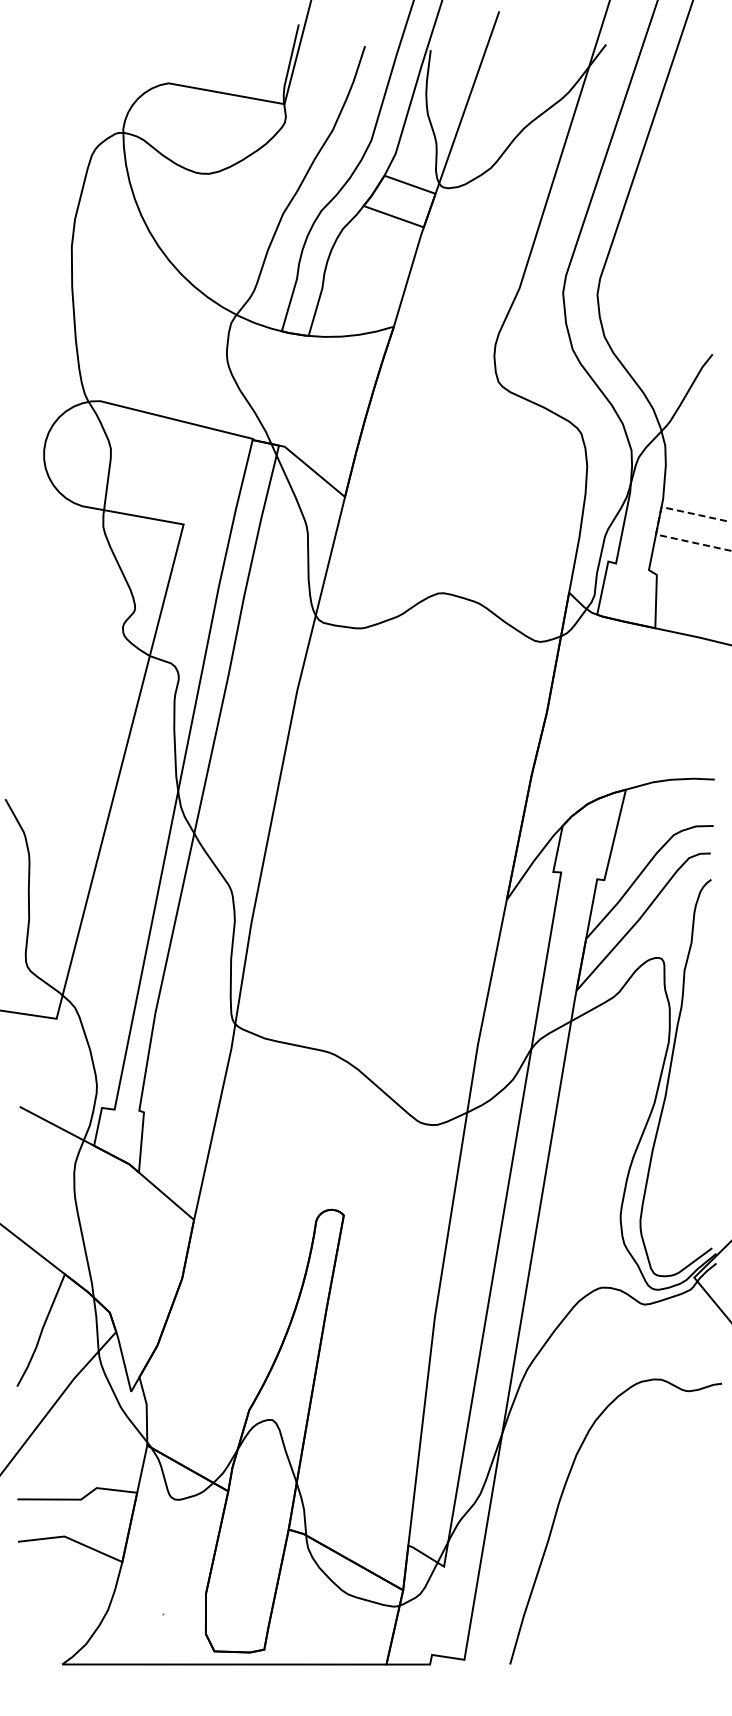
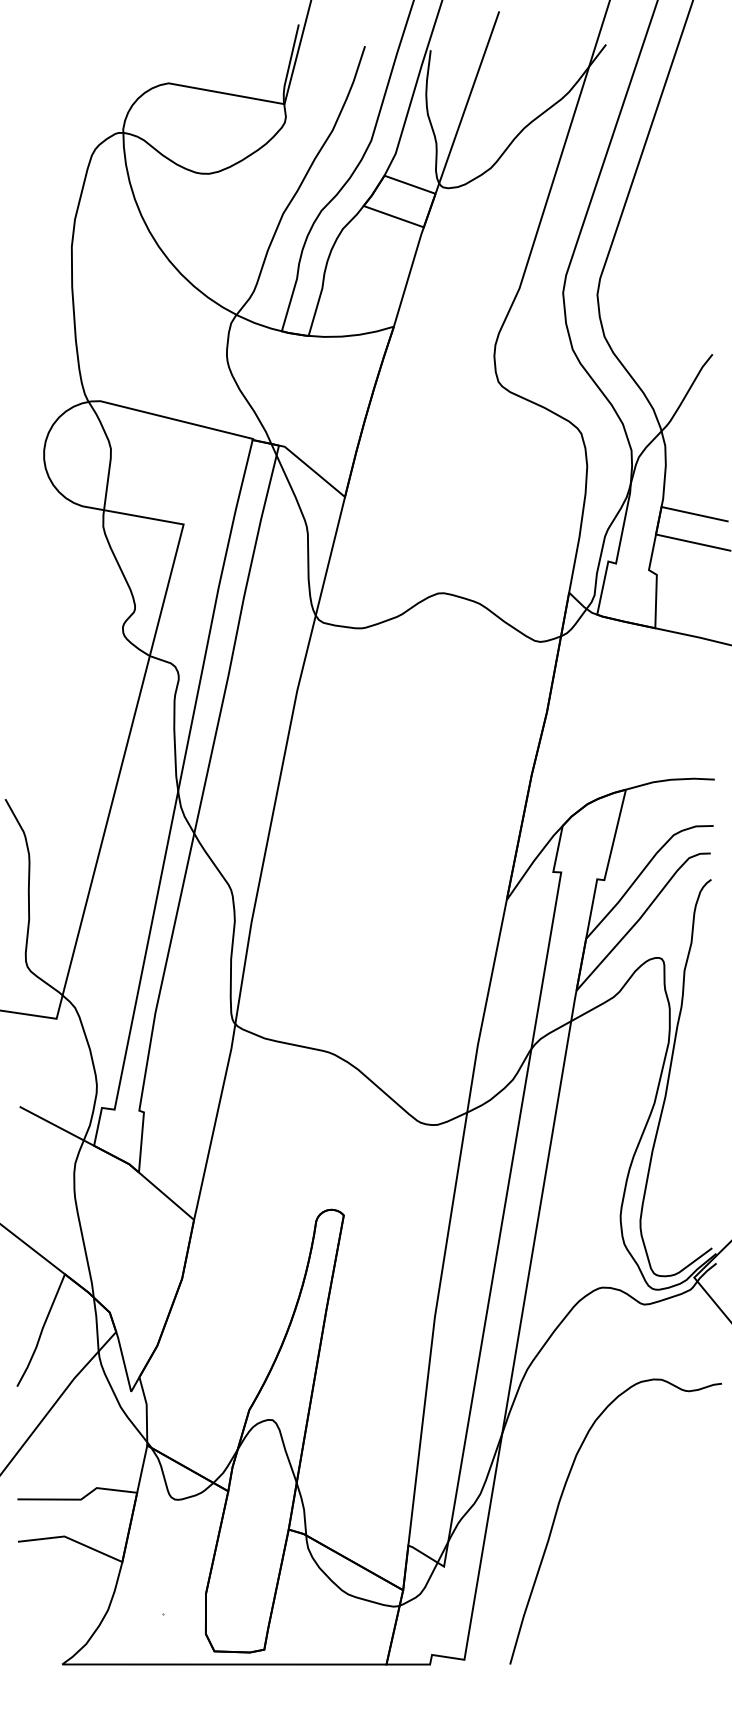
line: dashed -> solid (657, 525)
